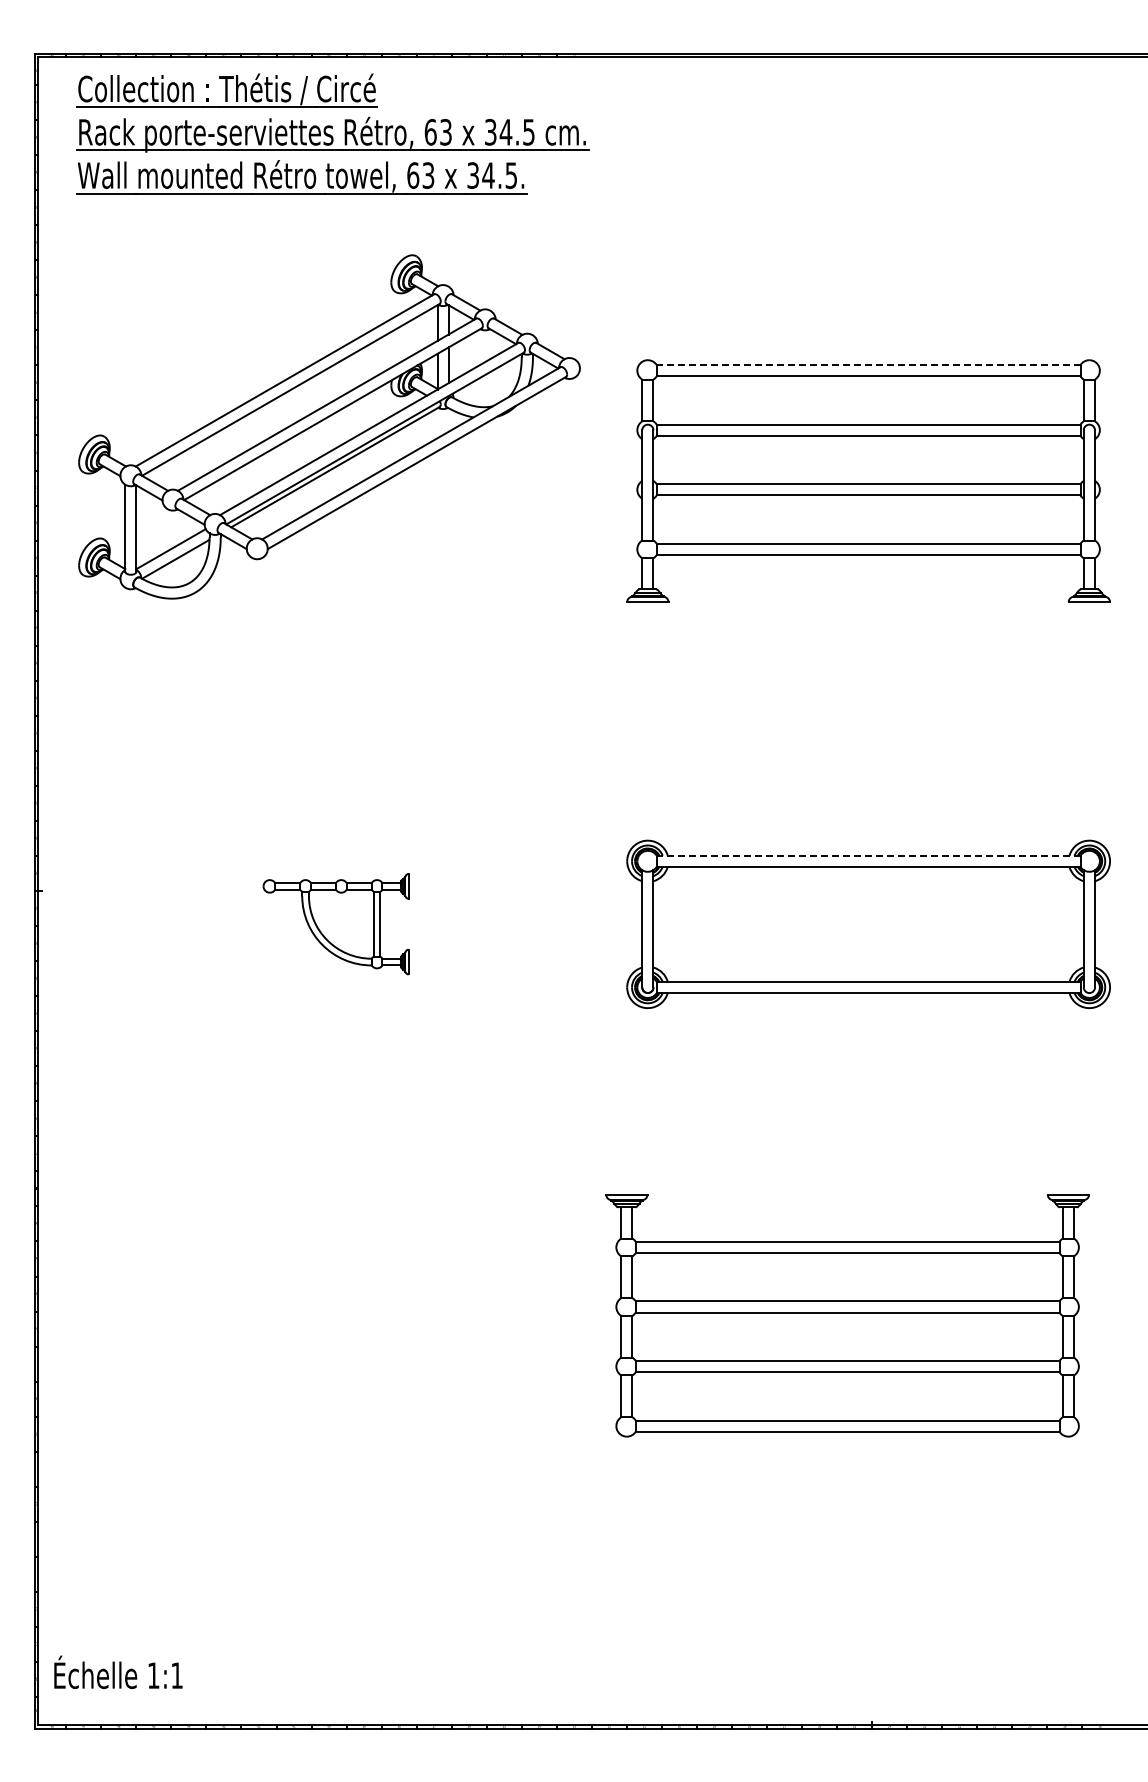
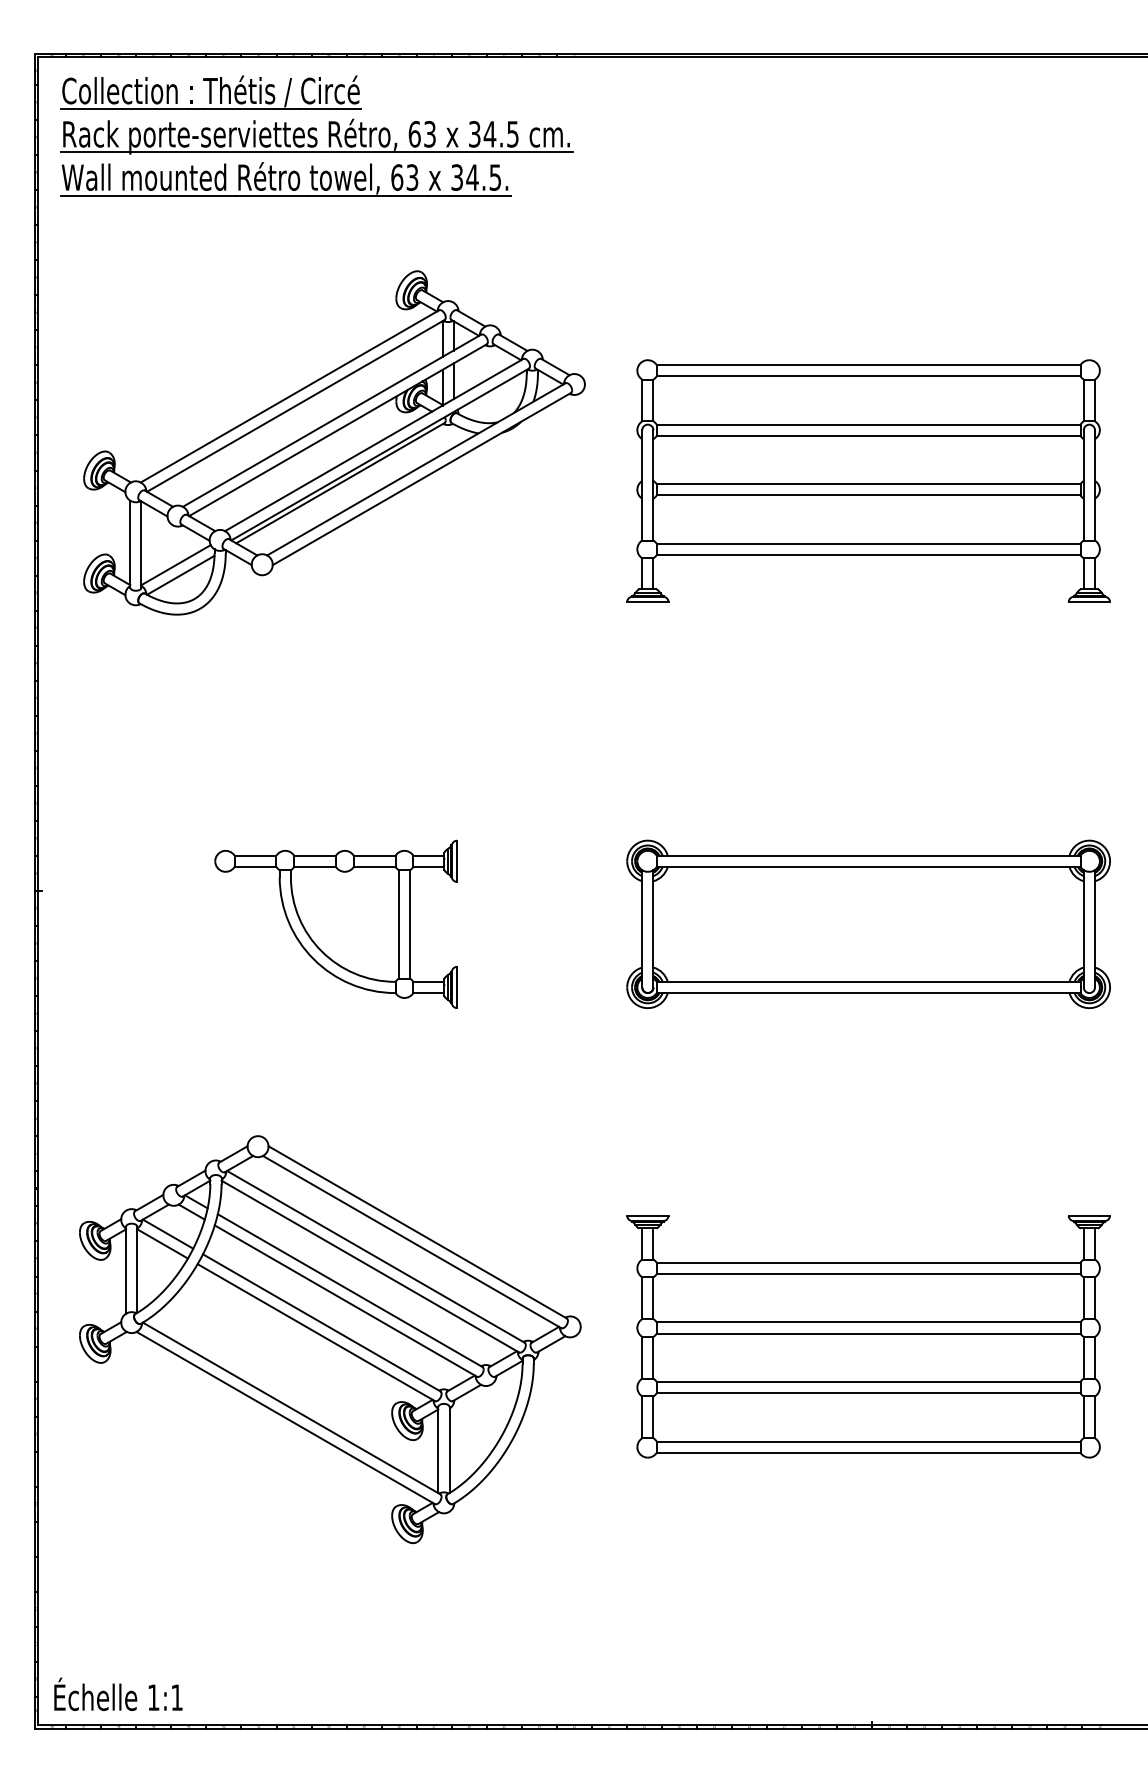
part position: (332, 133) -> (316, 135) (316, 135)
line: dashed -> solid (868, 365)
part position: (329, 426) -> (334, 442) (334, 442)
line: dashed -> solid (868, 855)
part size: 148x103 px -> 244x170 px (335, 923)
part position: (847, 1315) -> (868, 1336) (868, 1336)
part: none -> present (330, 1339)
text position: (118, 1671) -> (118, 1693) (118, 1693)
